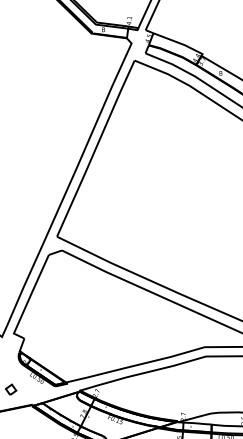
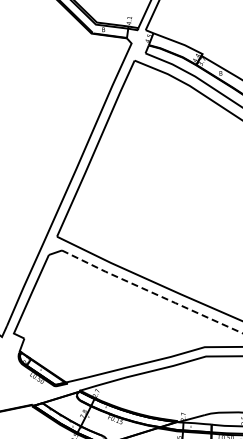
line: solid -> dashed (151, 292)
part: present -> none (10, 389)
